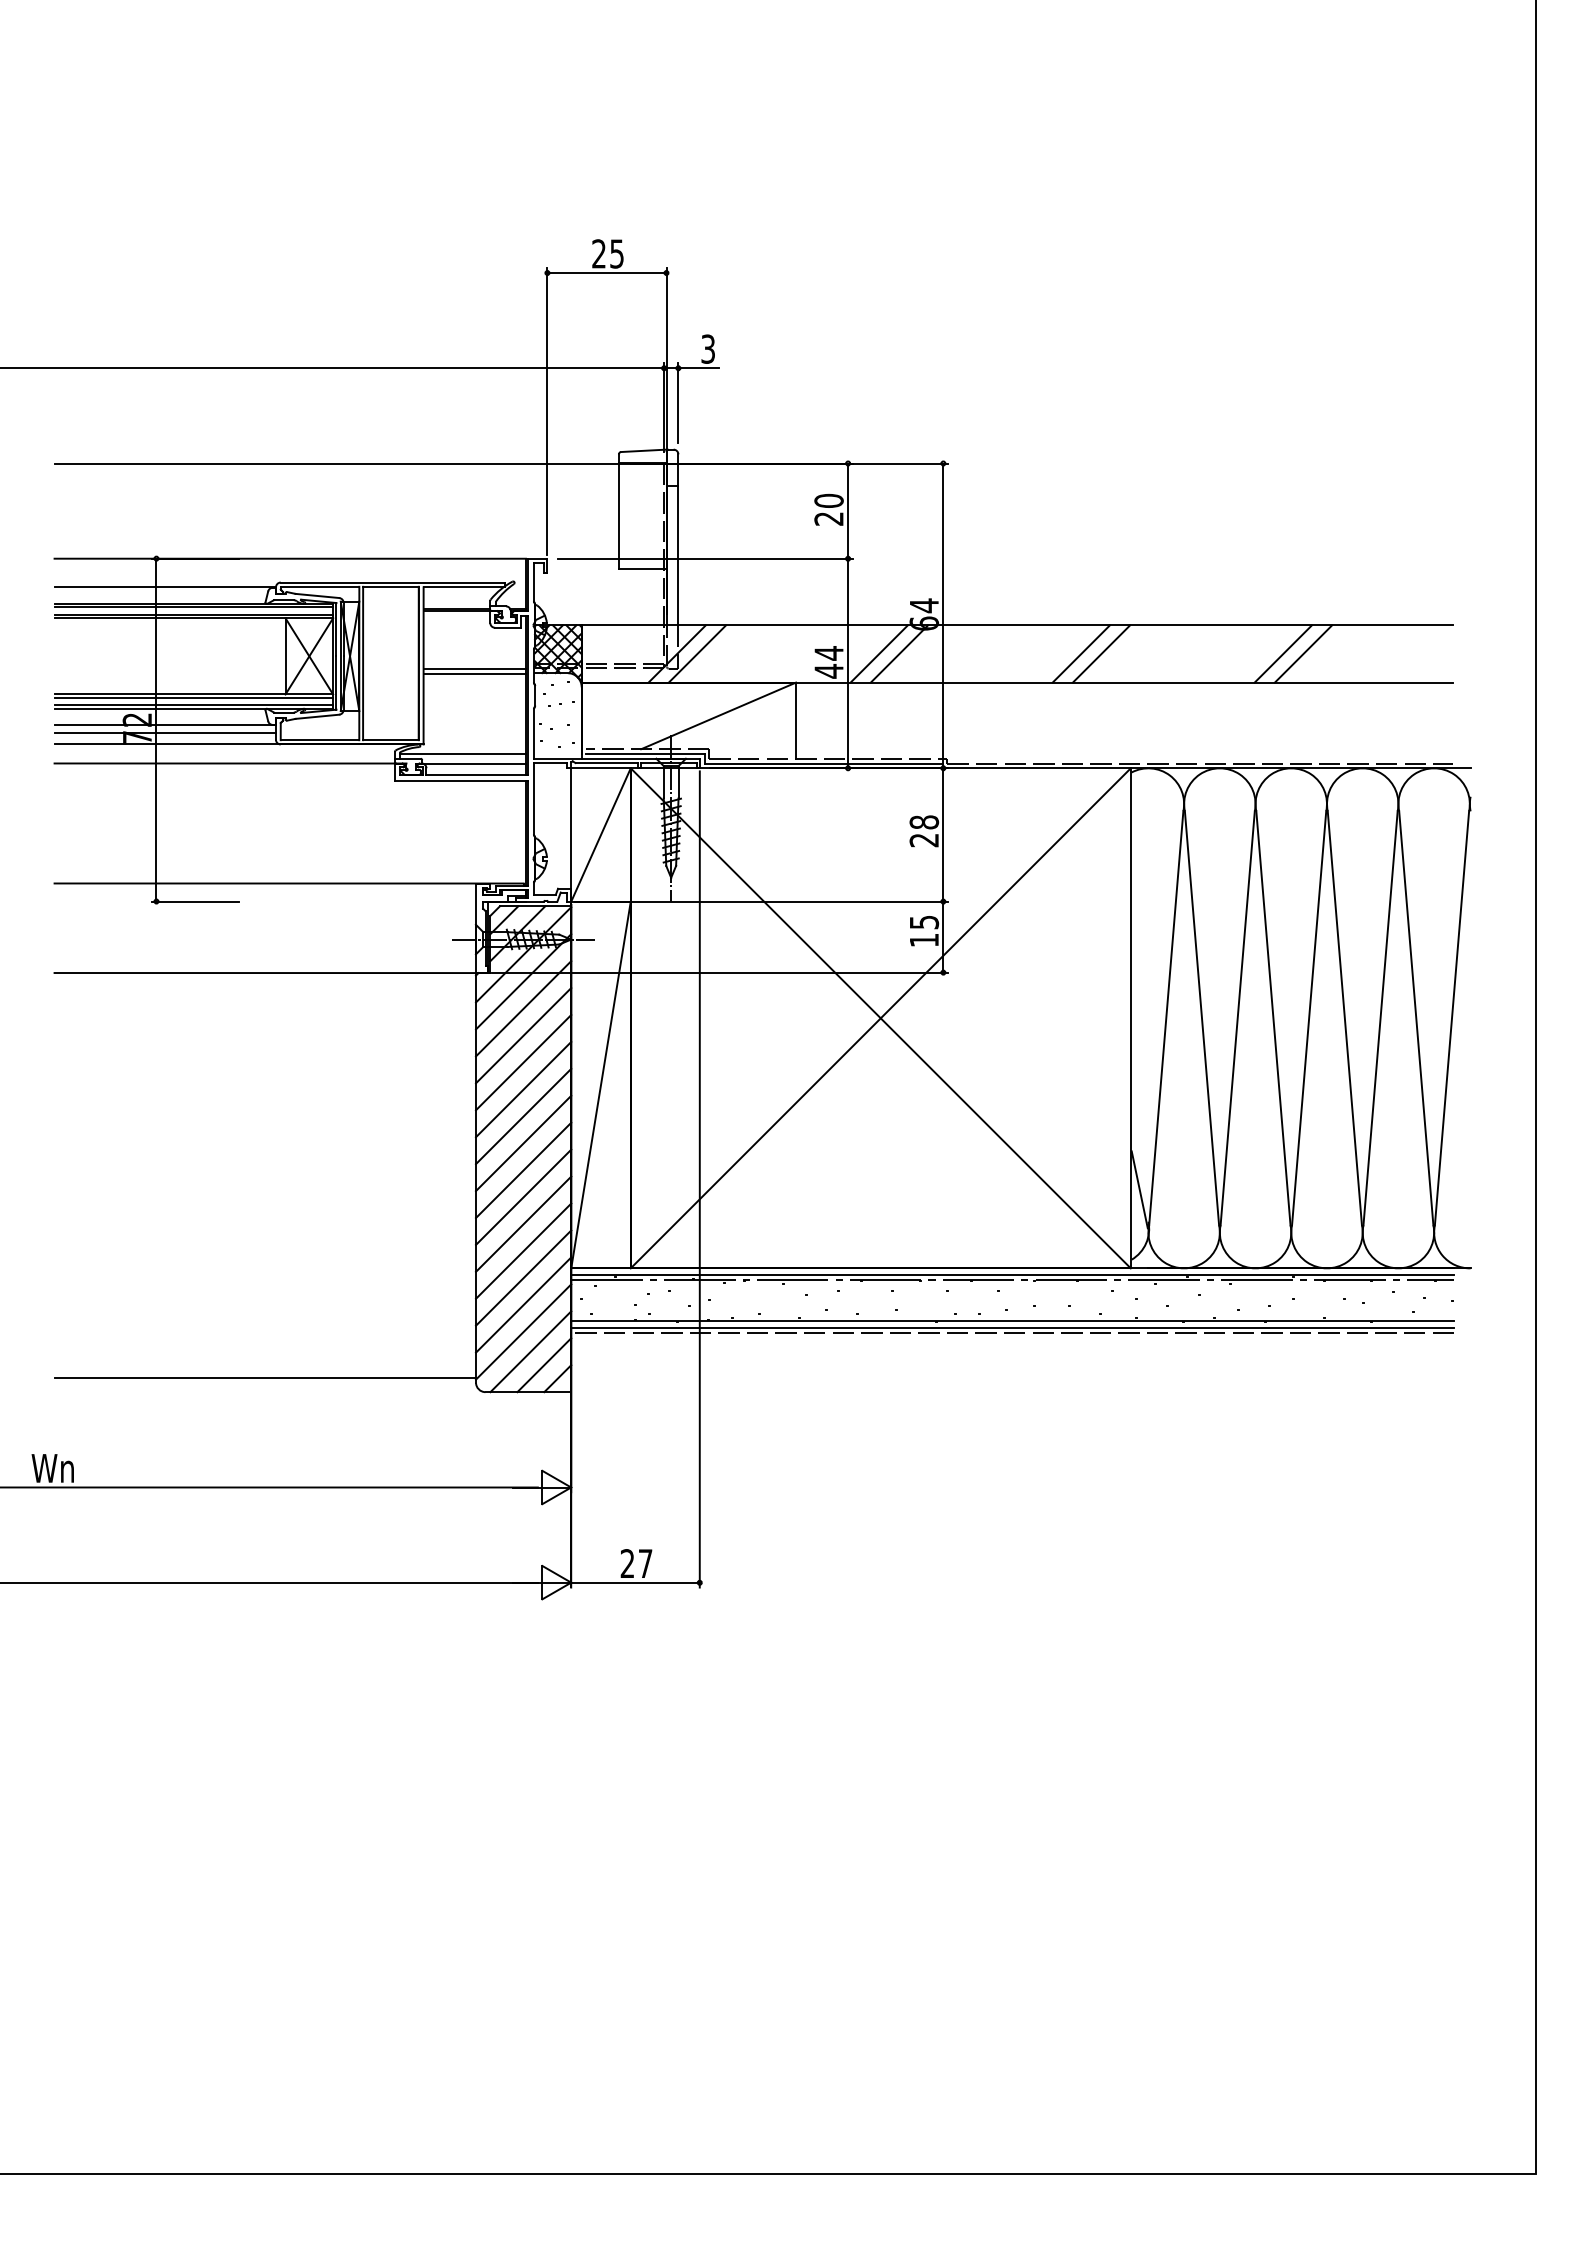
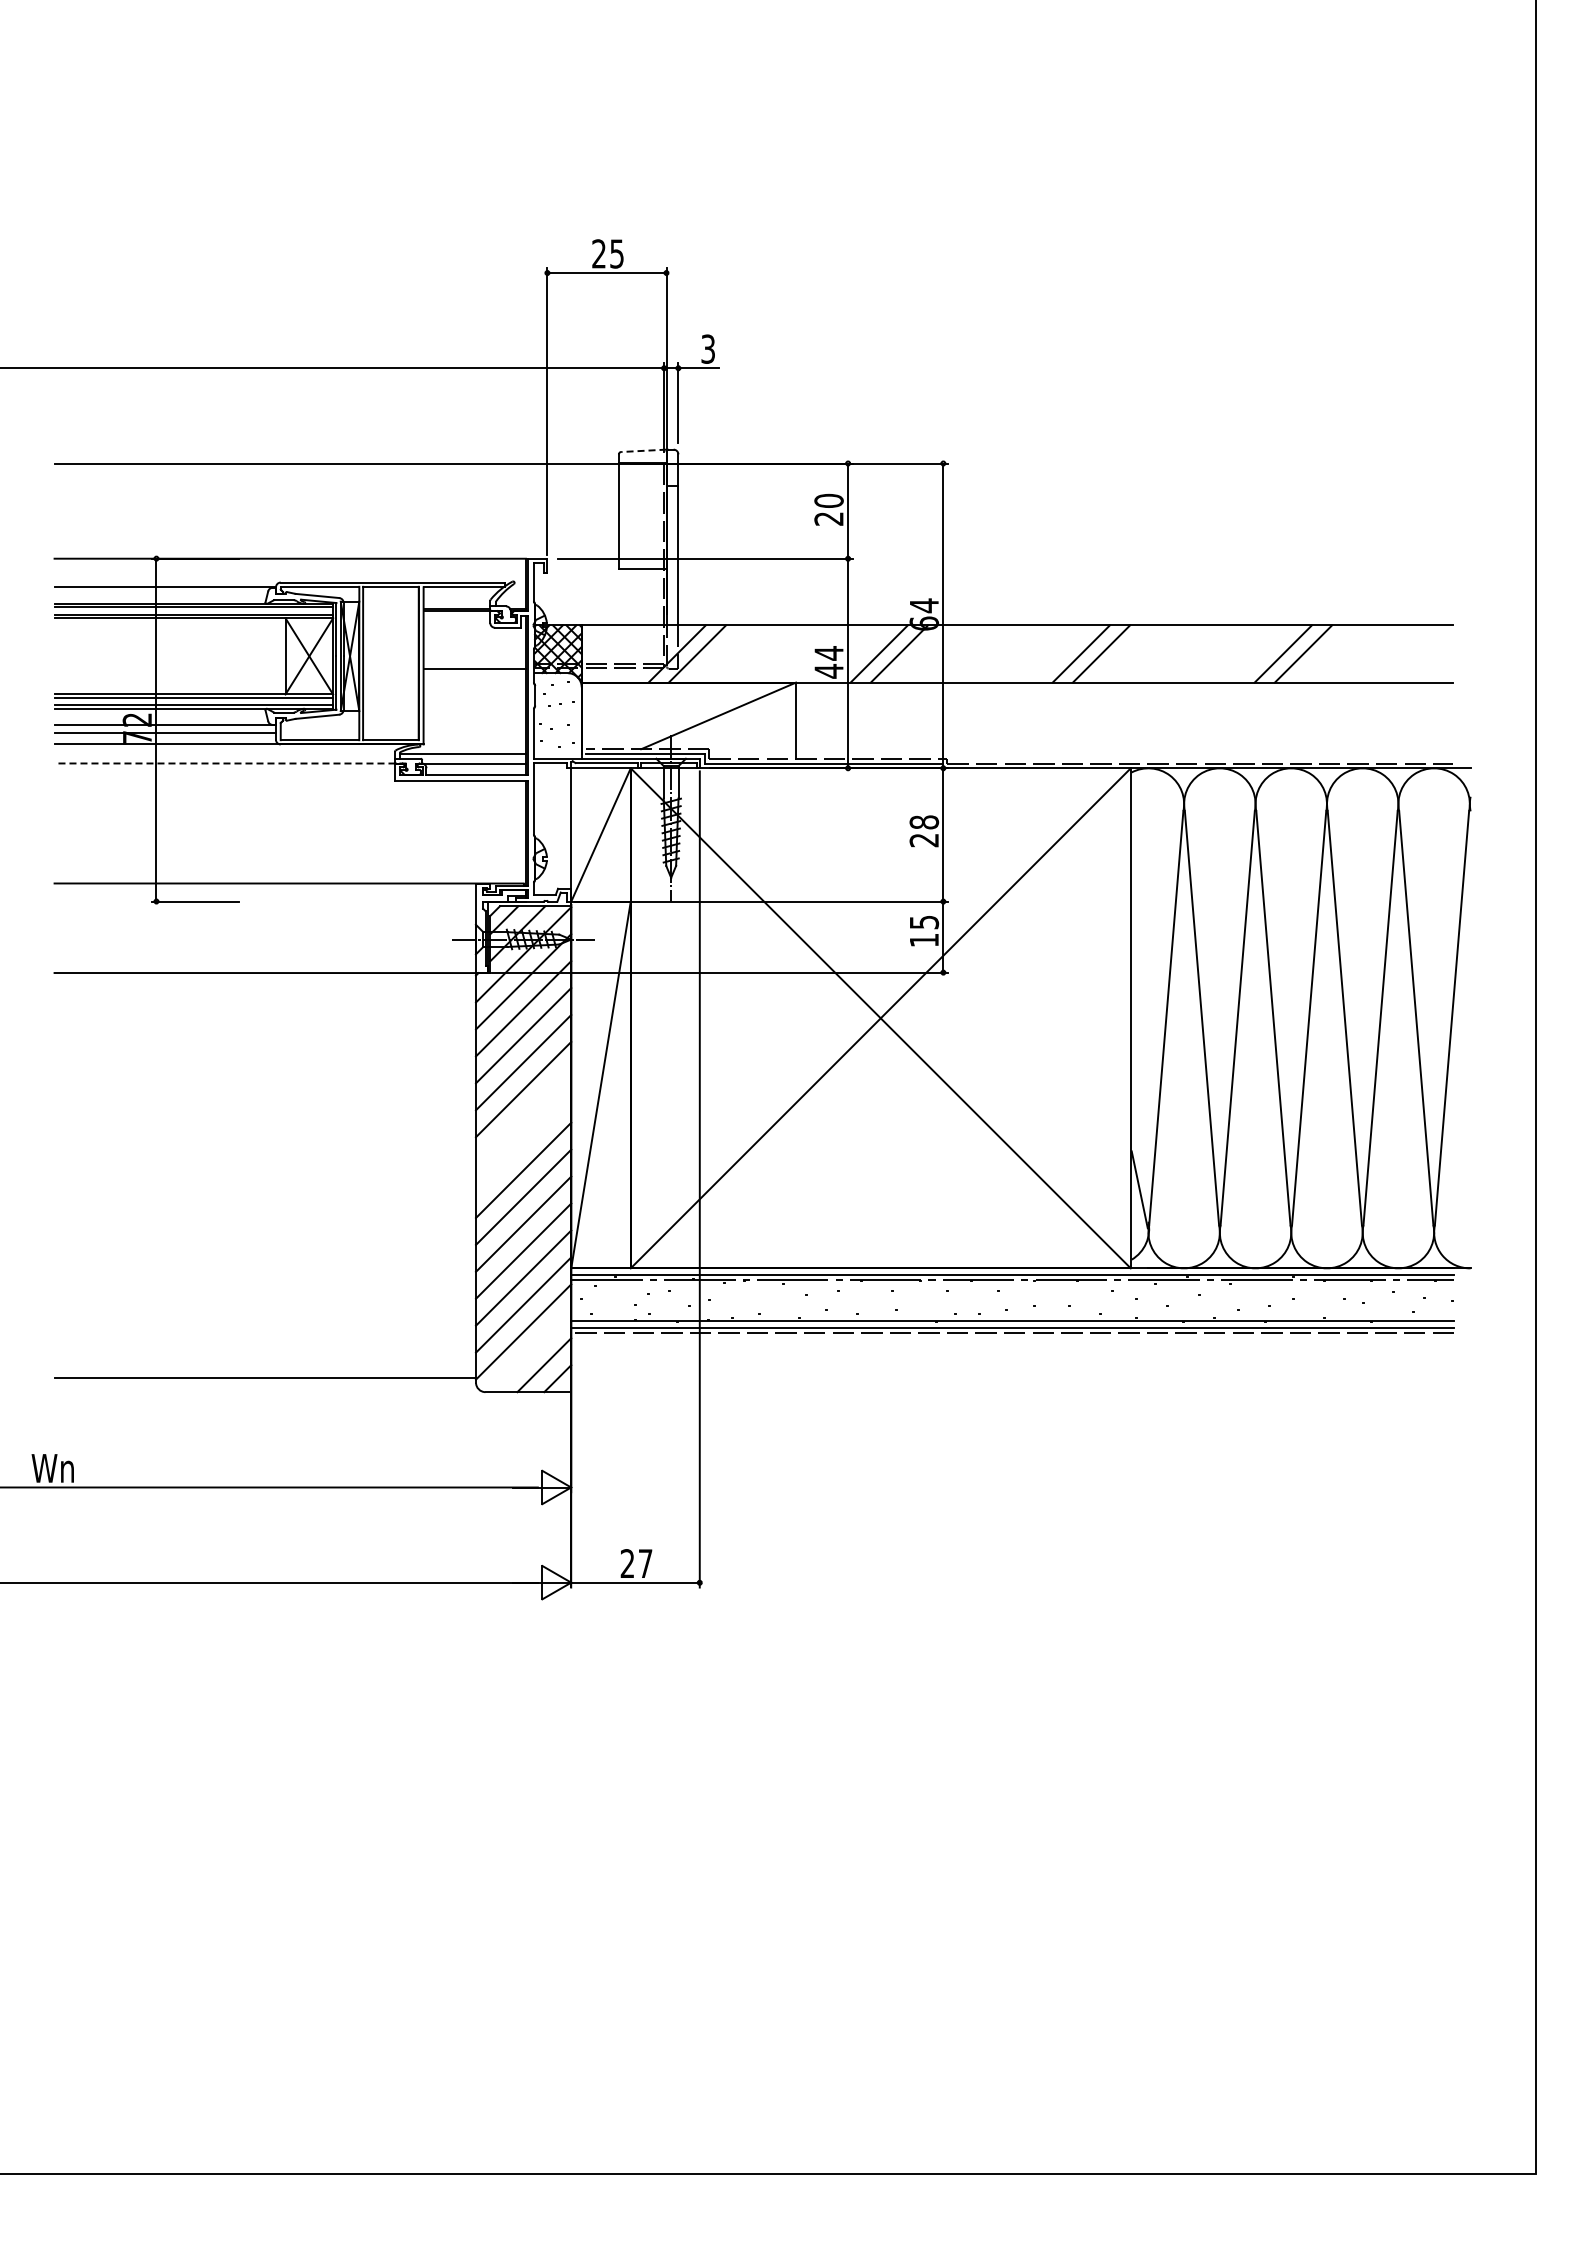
line: solid -> dashed (643, 450)
line: present -> none (474, 673)
line: solid -> dashed (230, 763)
line: present -> none (523, 1116)
line: present -> none (523, 1143)
line: present -> none (530, 1351)
